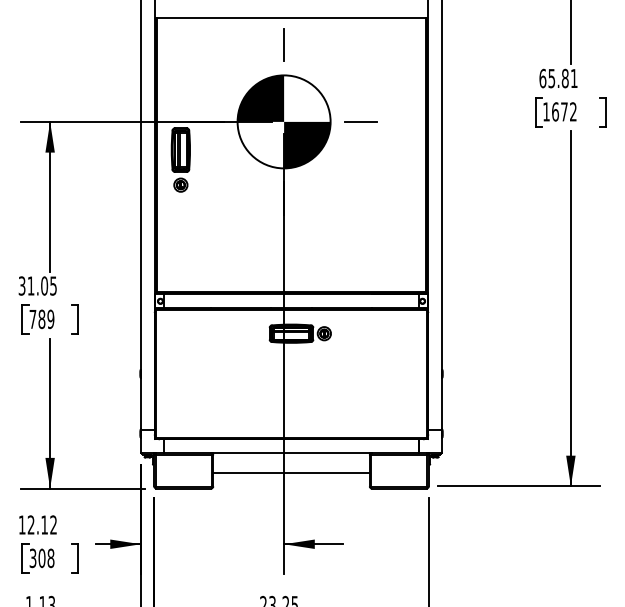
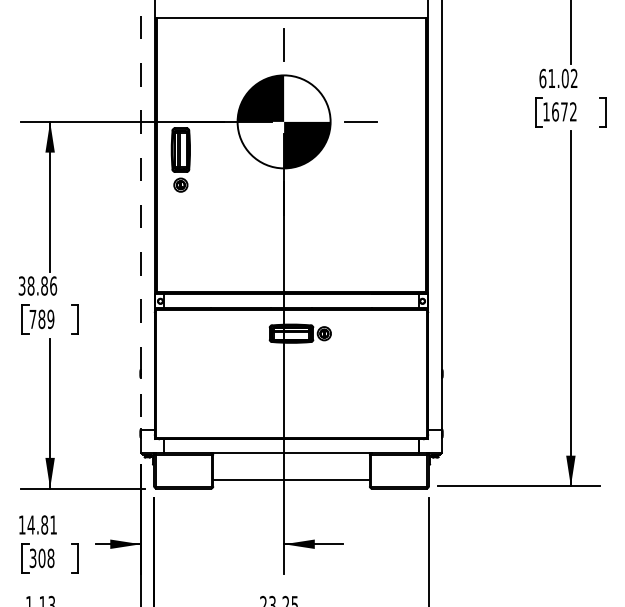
text: 65.81 -> 61.02 (562, 78)
line: solid -> dashed (140, 215)
text: 31.05 -> 38.86 (42, 285)
line position: (291, 472) -> (291, 479) (291, 479)
text: 12.12 -> 14.81 (41, 524)
